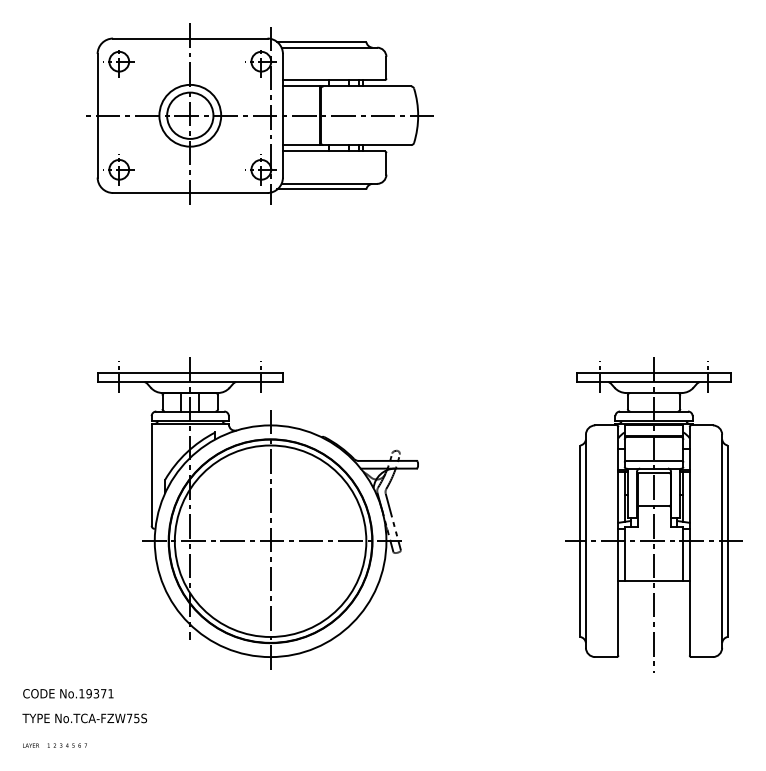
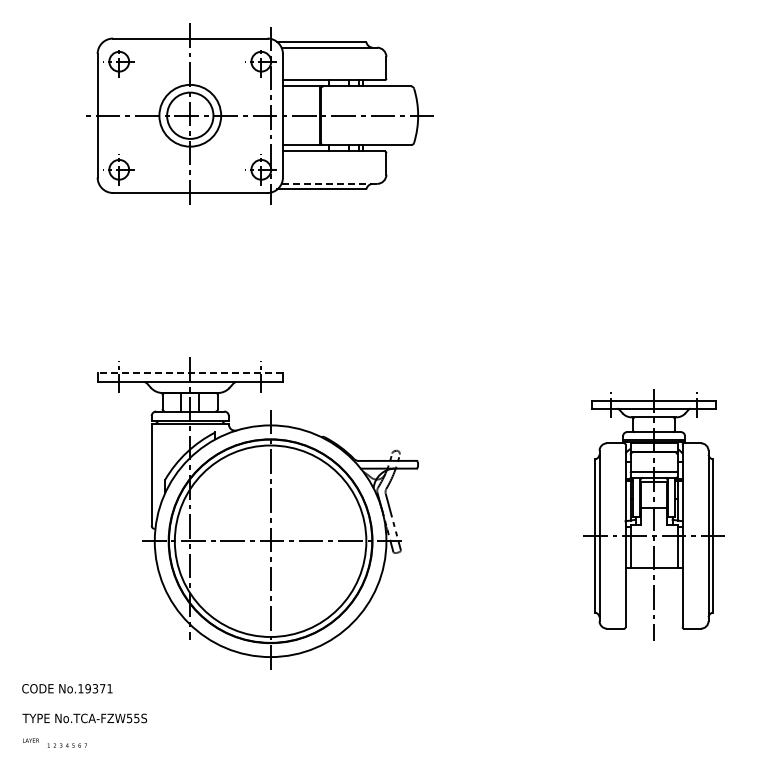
line: solid -> dashed (329, 183)
line: solid -> dashed (190, 372)
part size: 178x316 px -> 142x252 px (653, 514)
text position: (68, 693) -> (67, 688) (67, 688)
text: No.TCA-FZW75S -> No.TCA-FZW55S (129, 718)
text position: (30, 745) -> (30, 740) (30, 740)
